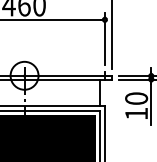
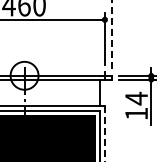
line: solid -> dashed (111, 34)
text: 10 -> 14 (136, 98)
line: solid -> dashed (104, 133)
